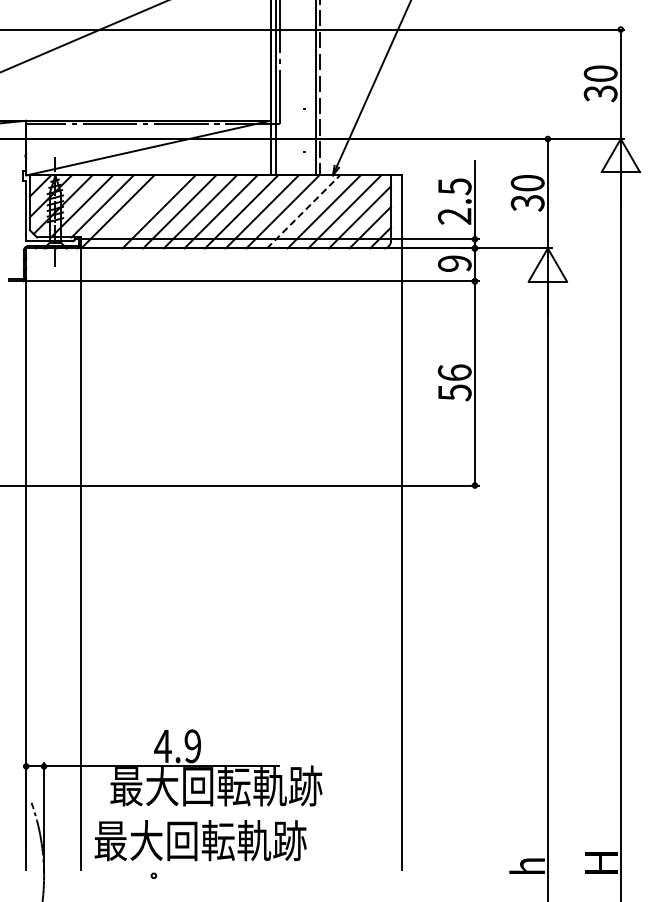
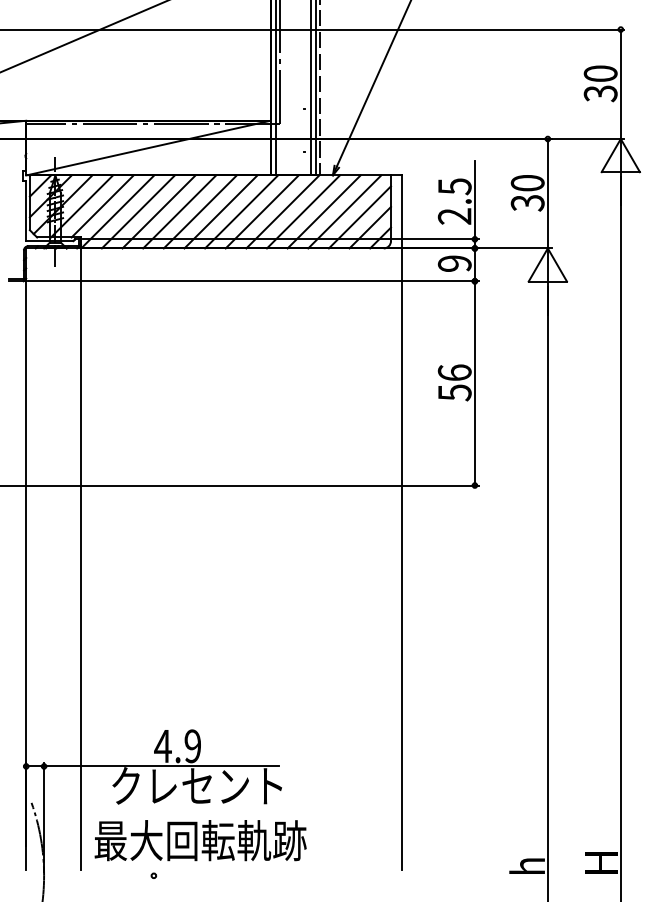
line: none -> present (310, 88)
line: none -> present (137, 211)
line: dashed -> solid (303, 211)
text: 最大回転軌跡 -> クレセント (216, 785)
